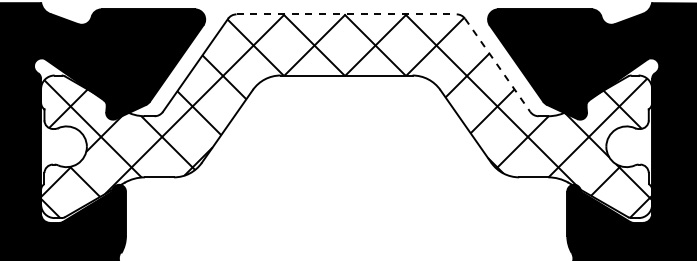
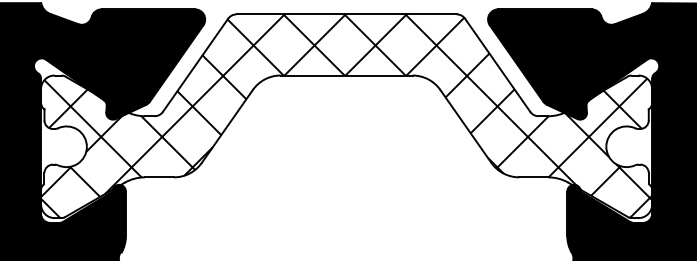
line: dashed -> solid (347, 14)
line: dashed -> solid (497, 65)
